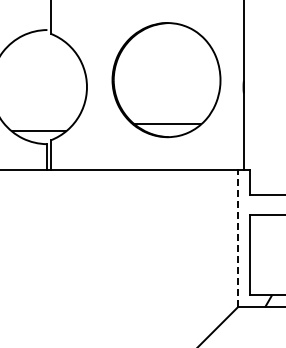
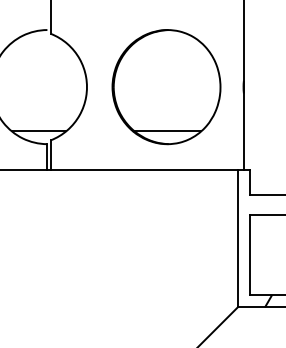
part position: (166, 80) -> (166, 87) (166, 87)
line: dashed -> solid (237, 238)
